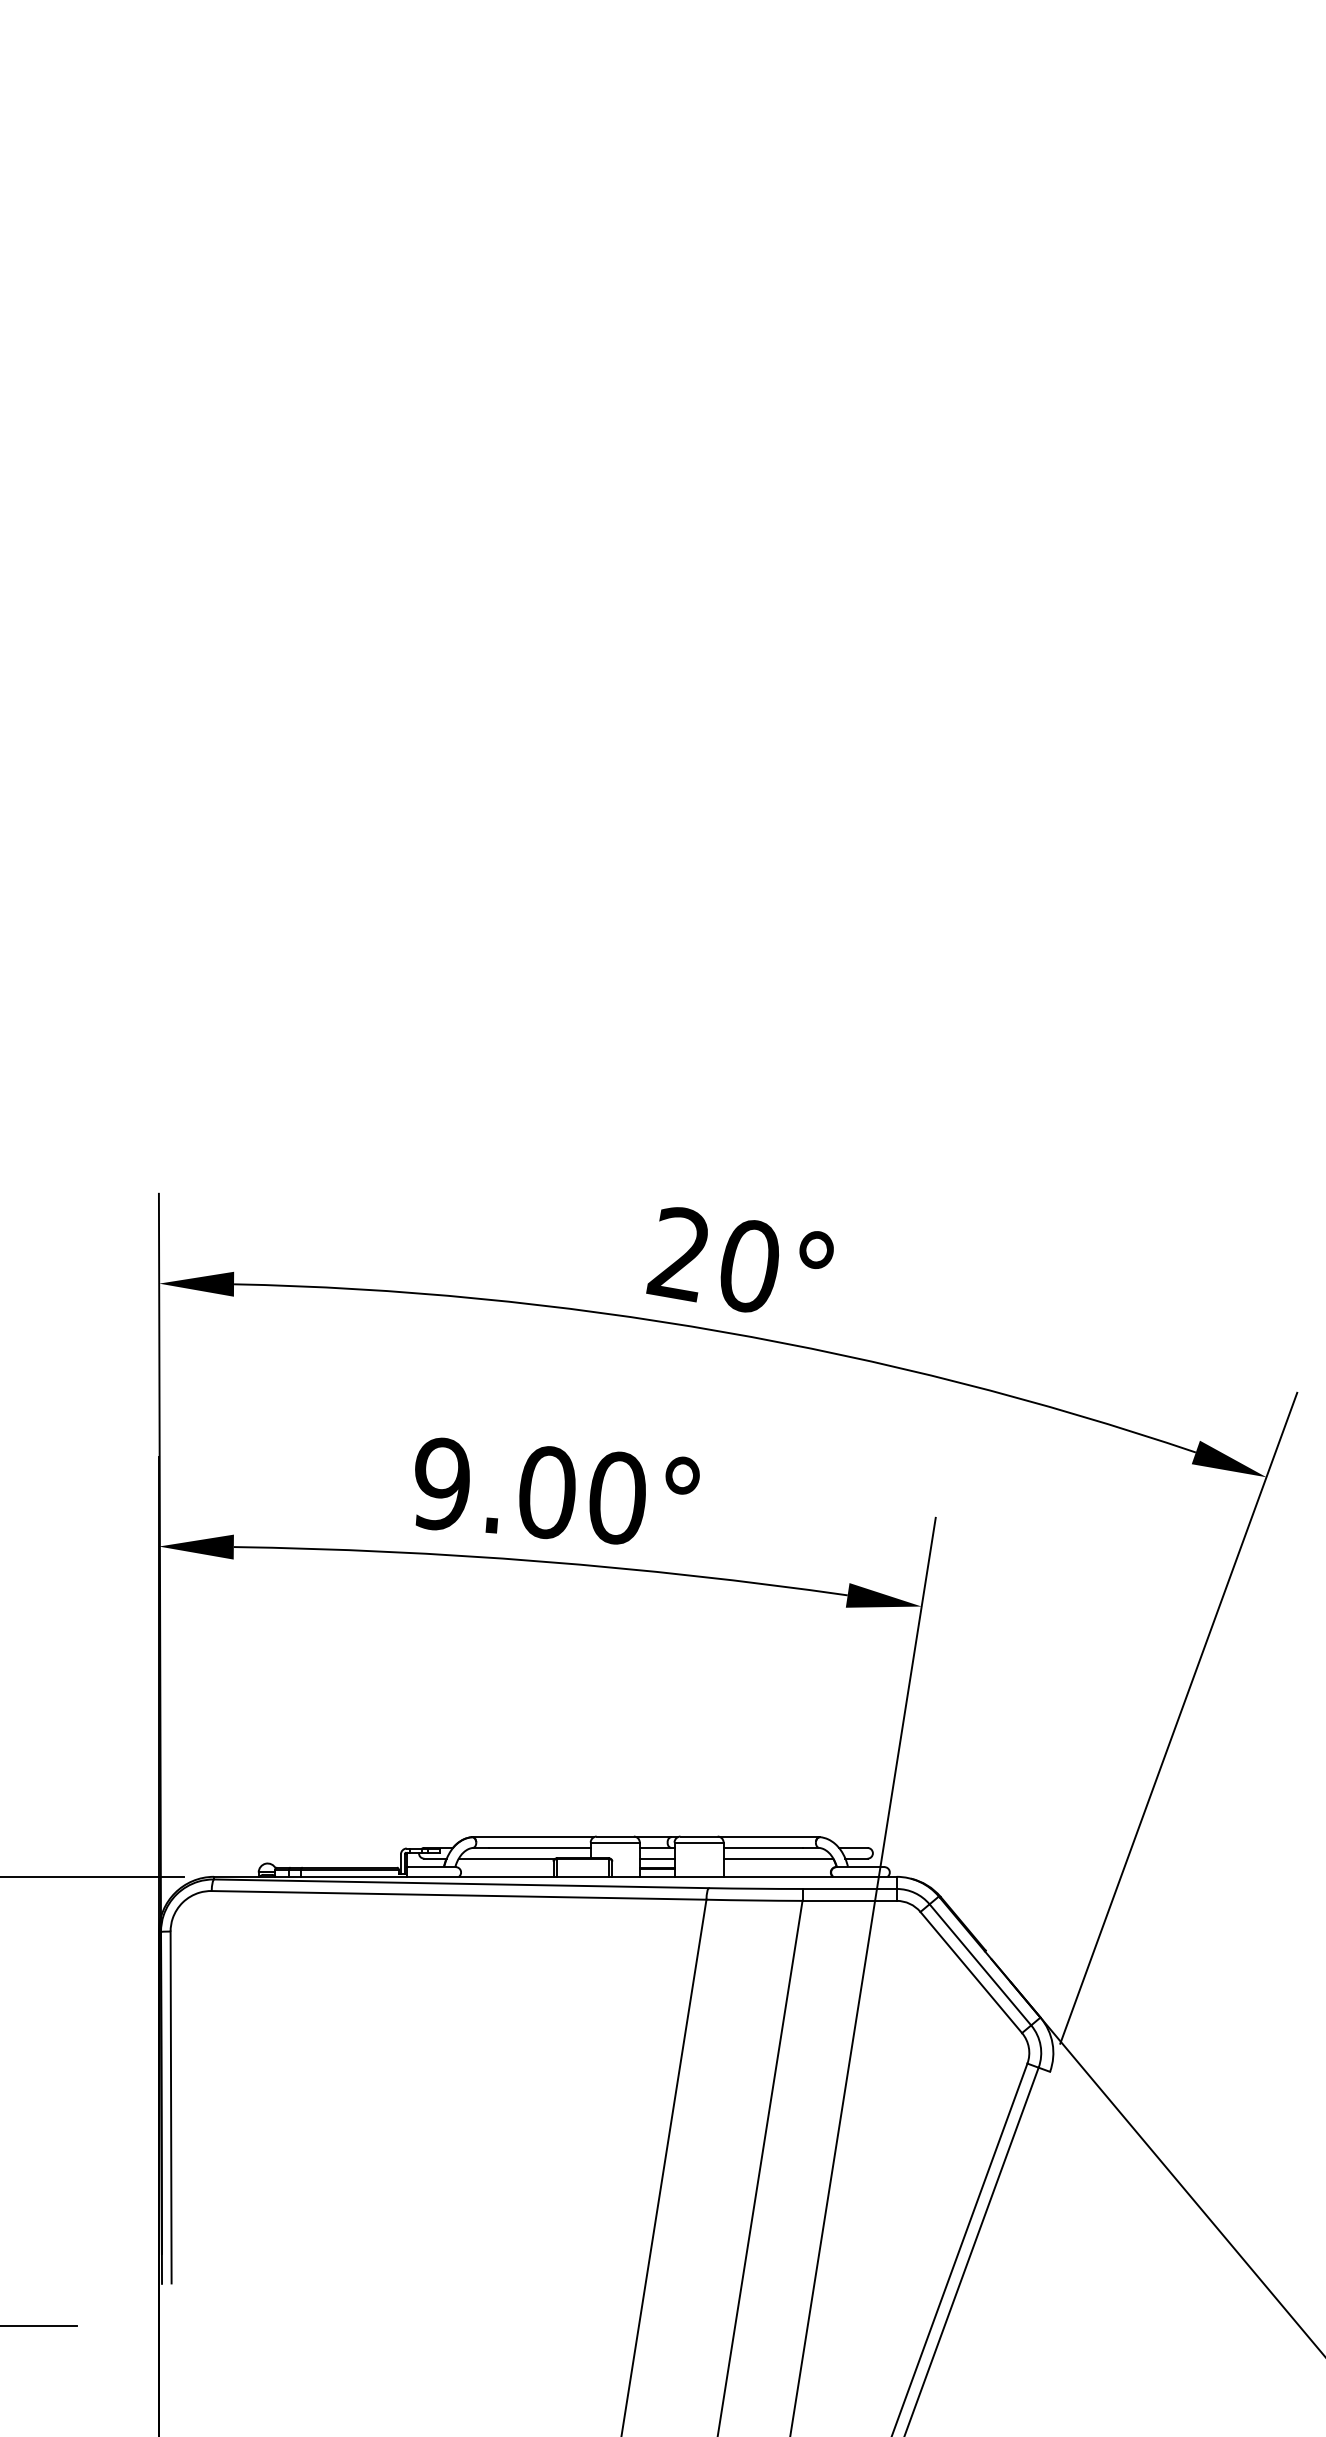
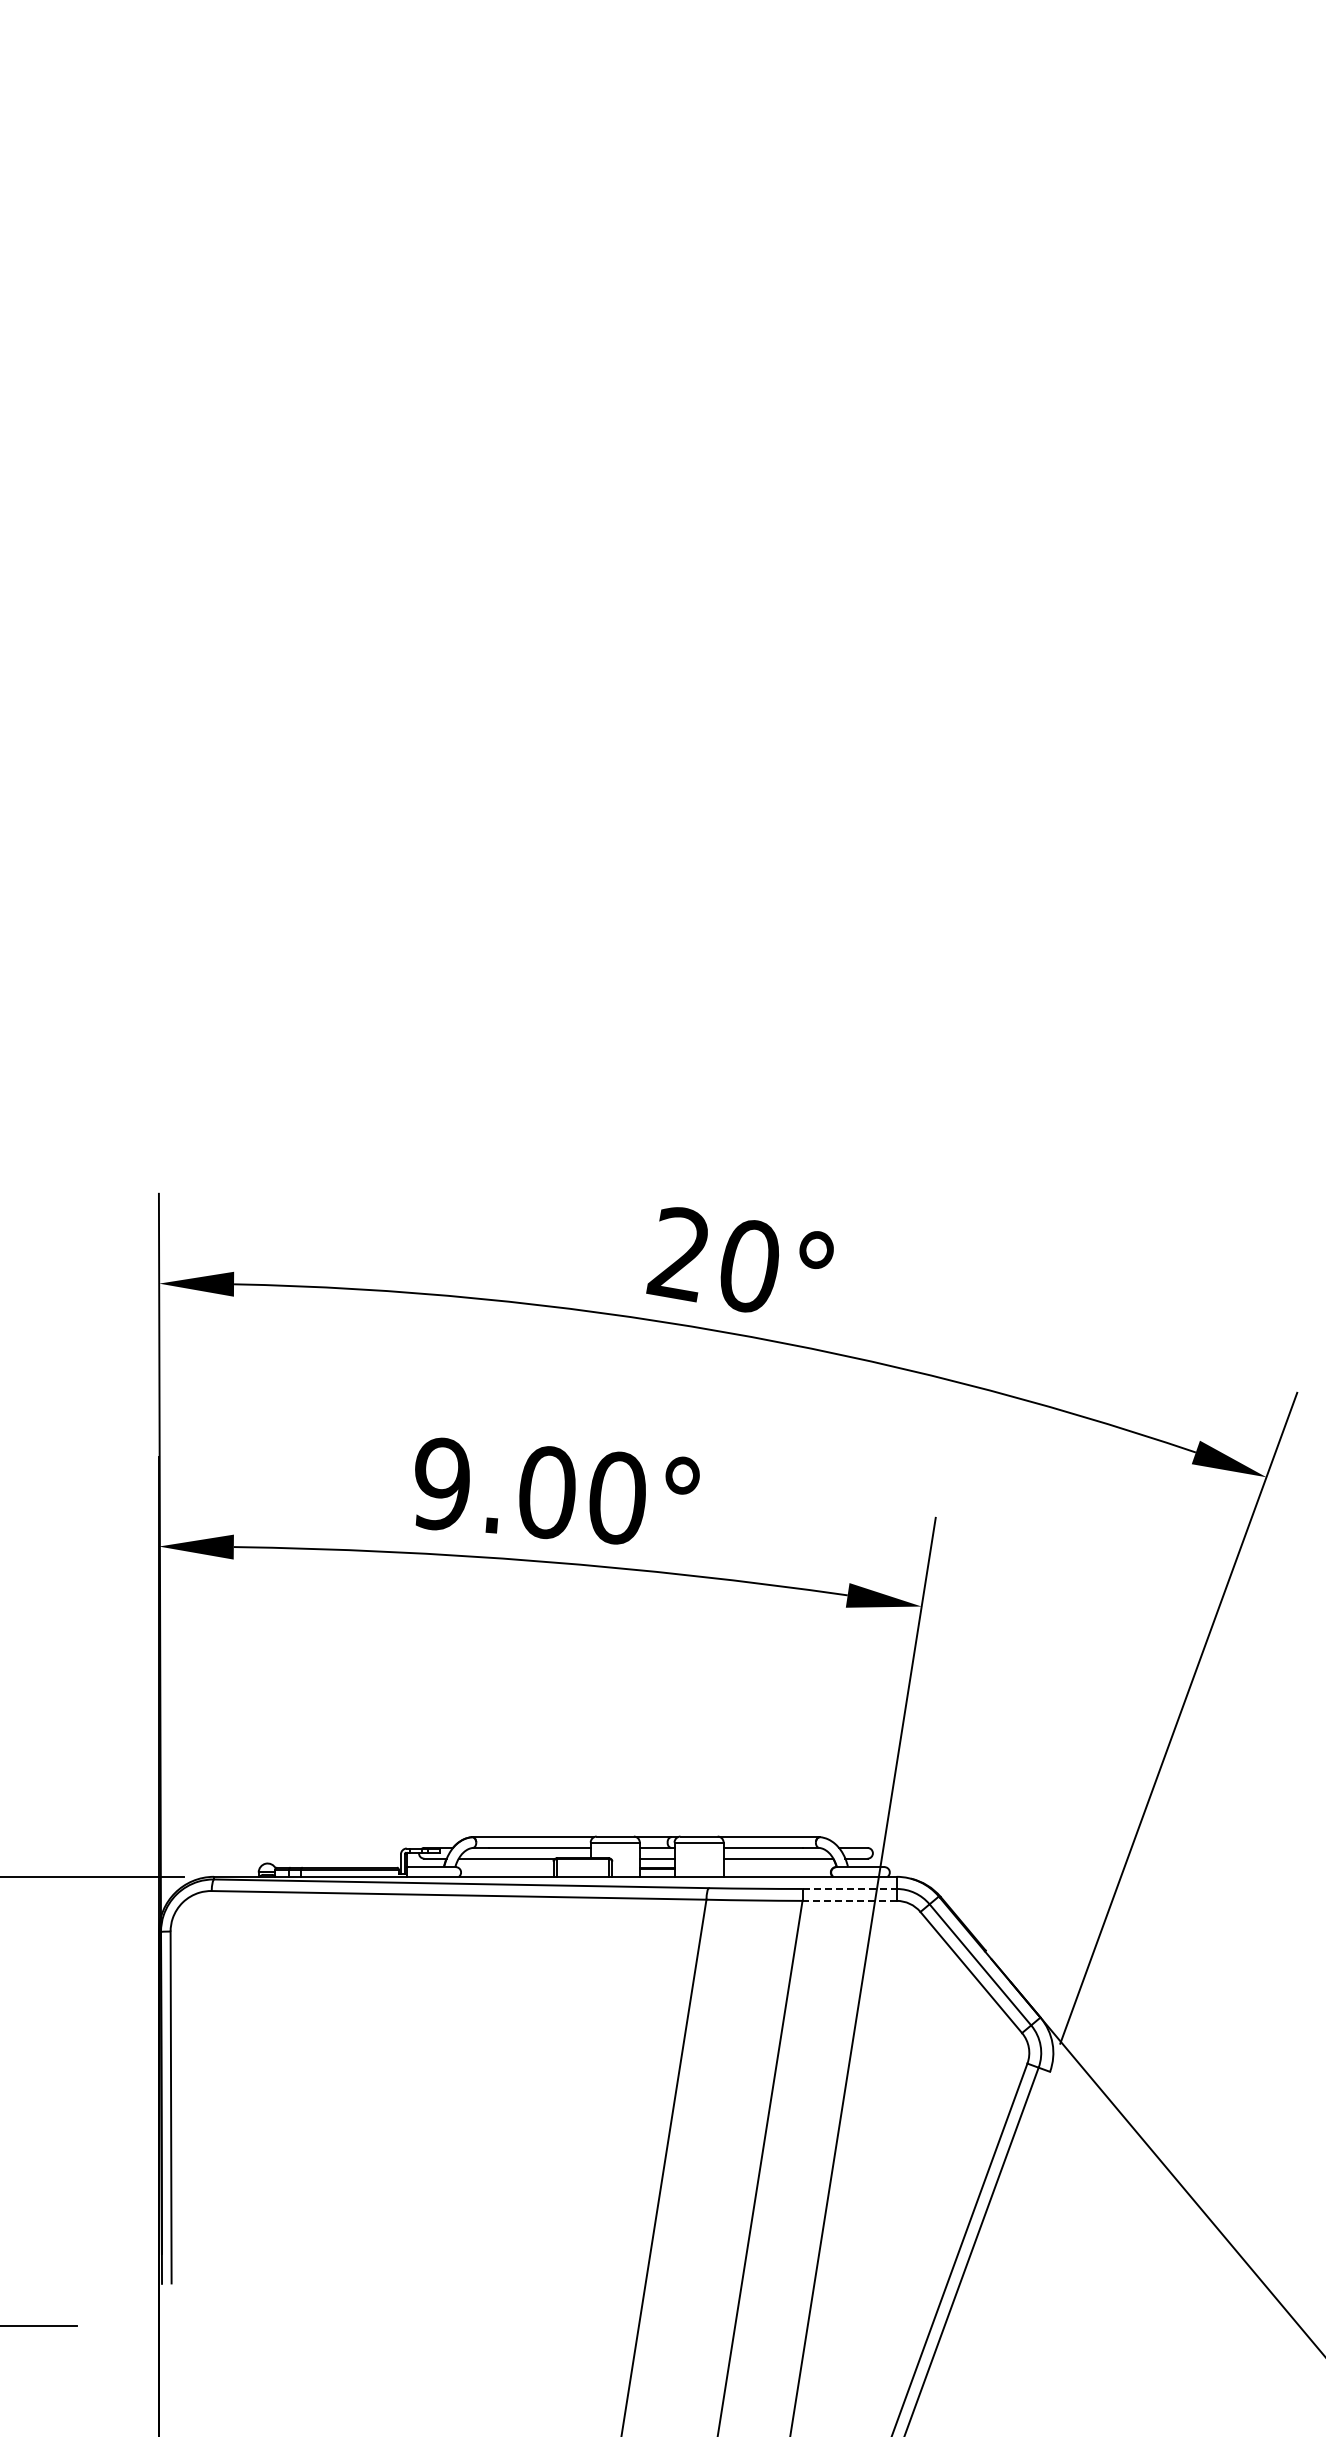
line: solid -> dashed (850, 1888)
line: solid -> dashed (849, 1900)
